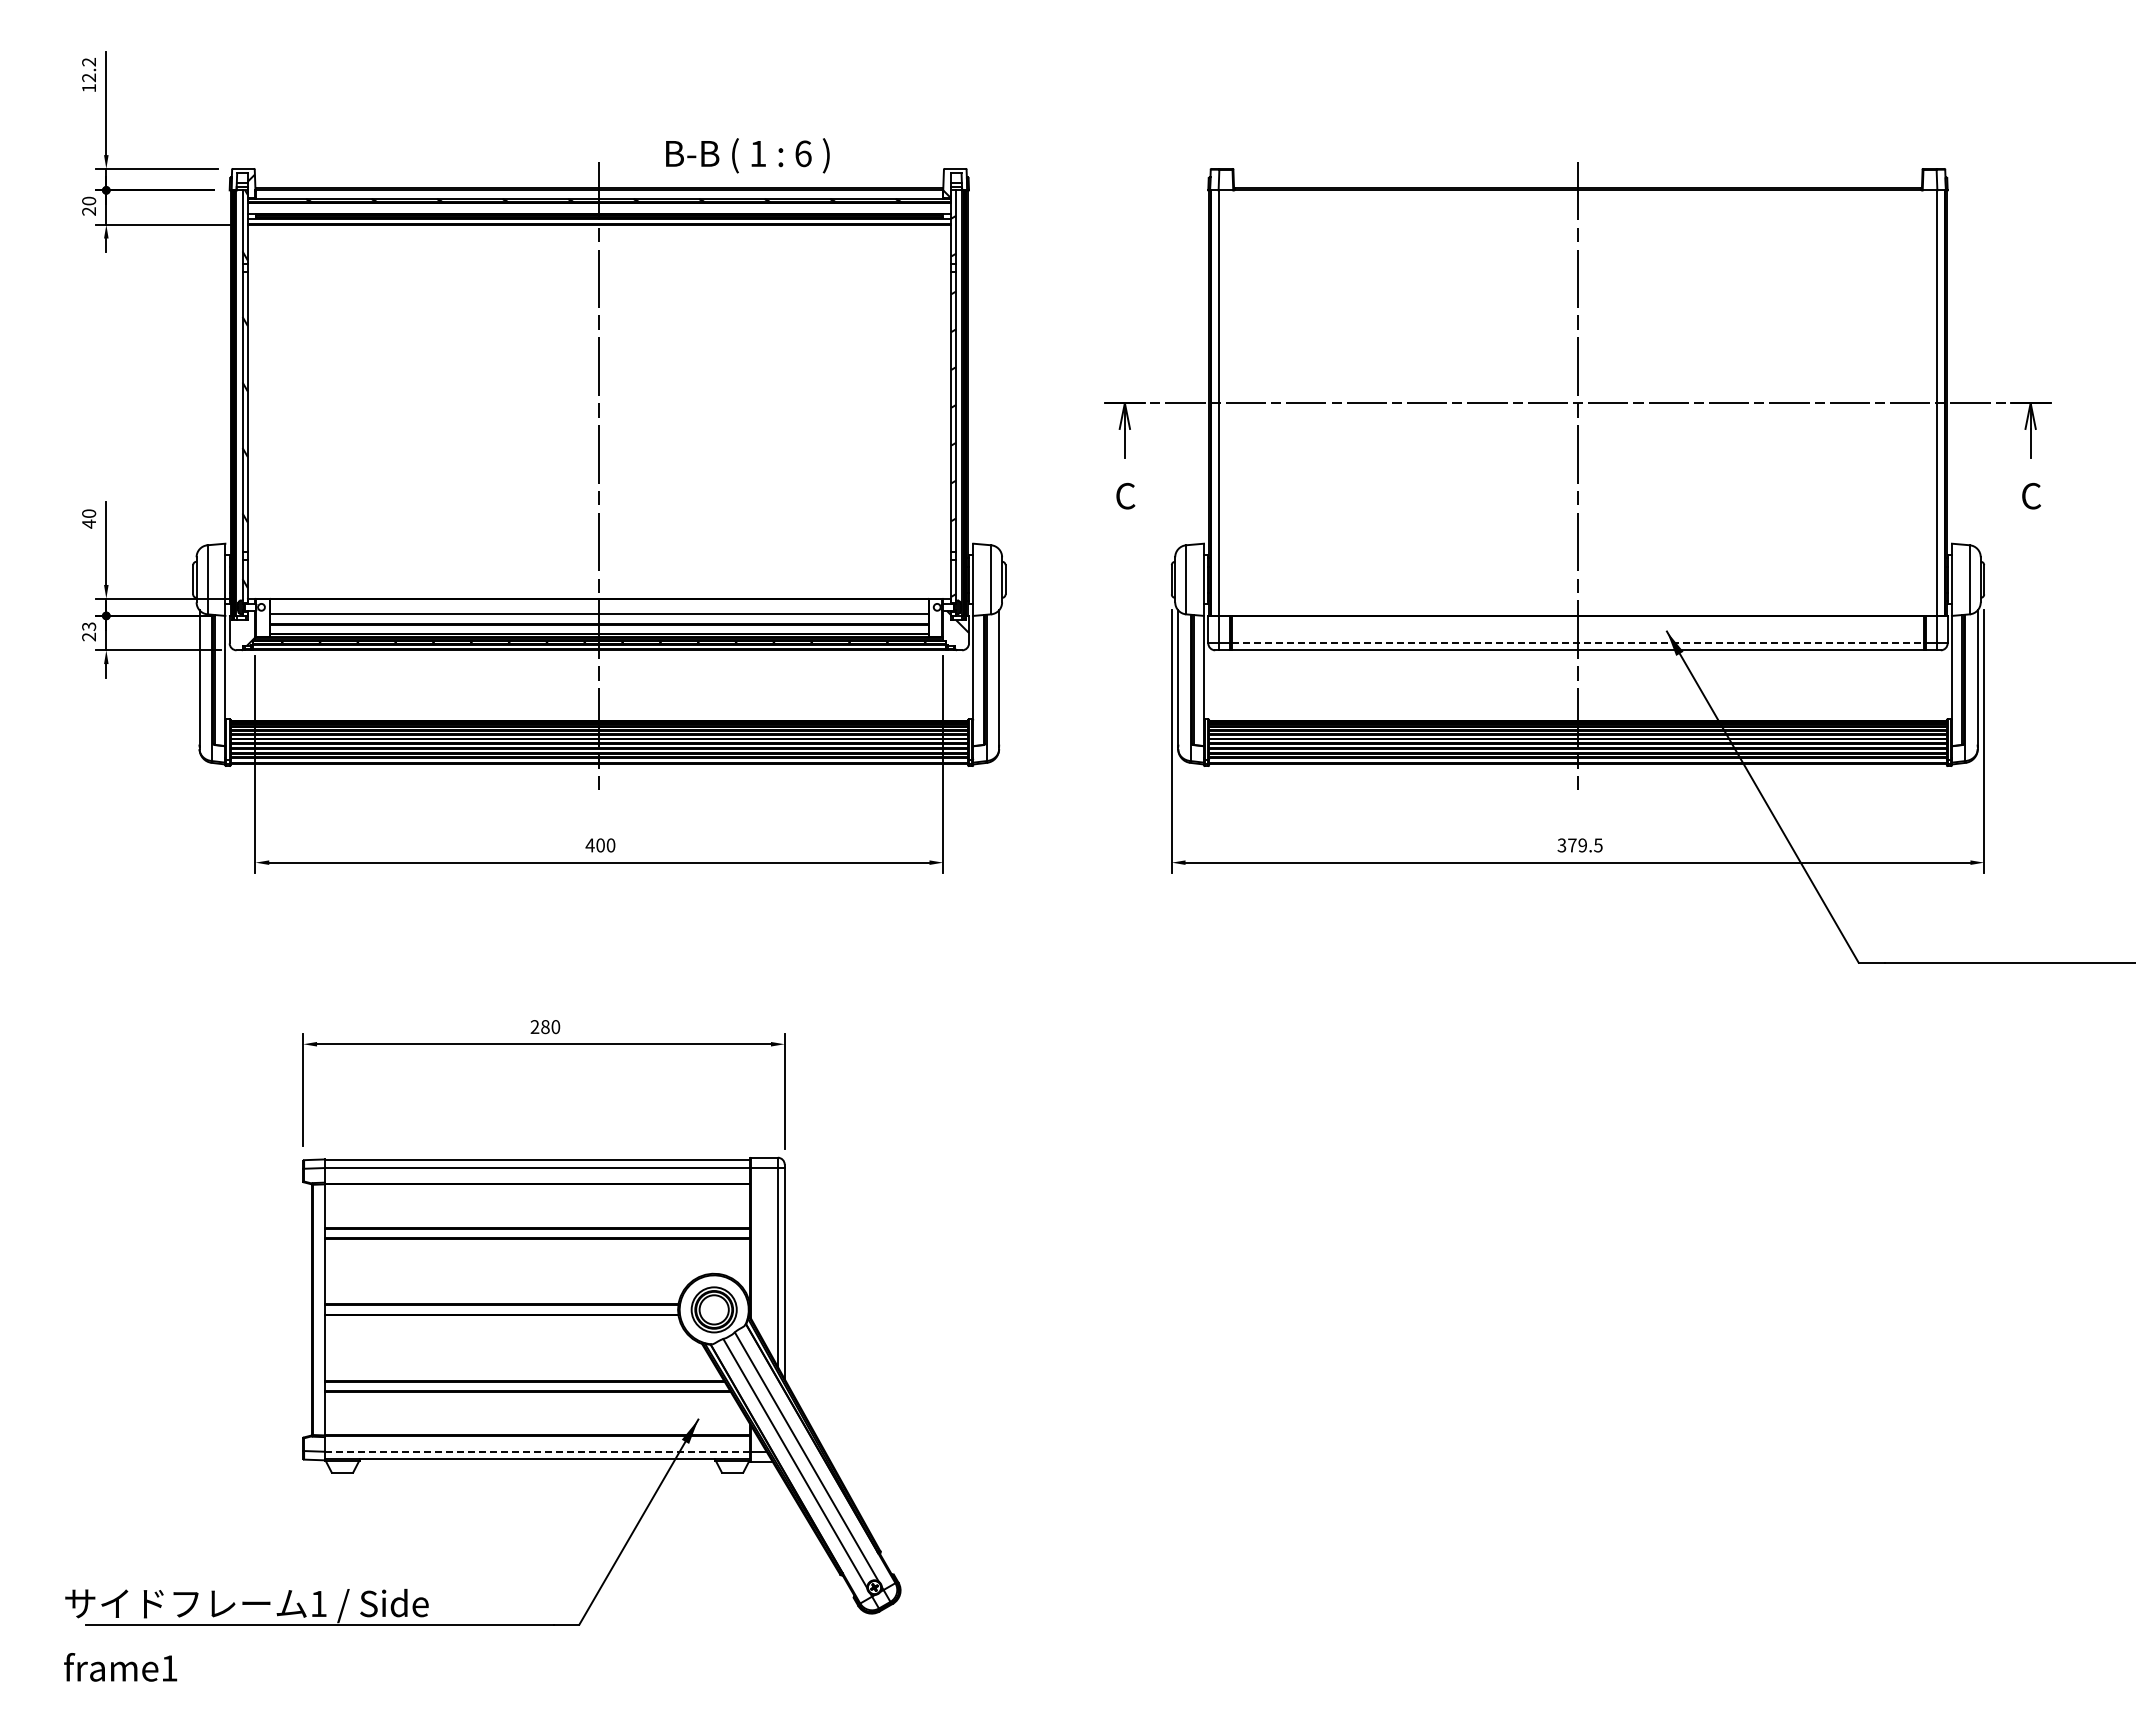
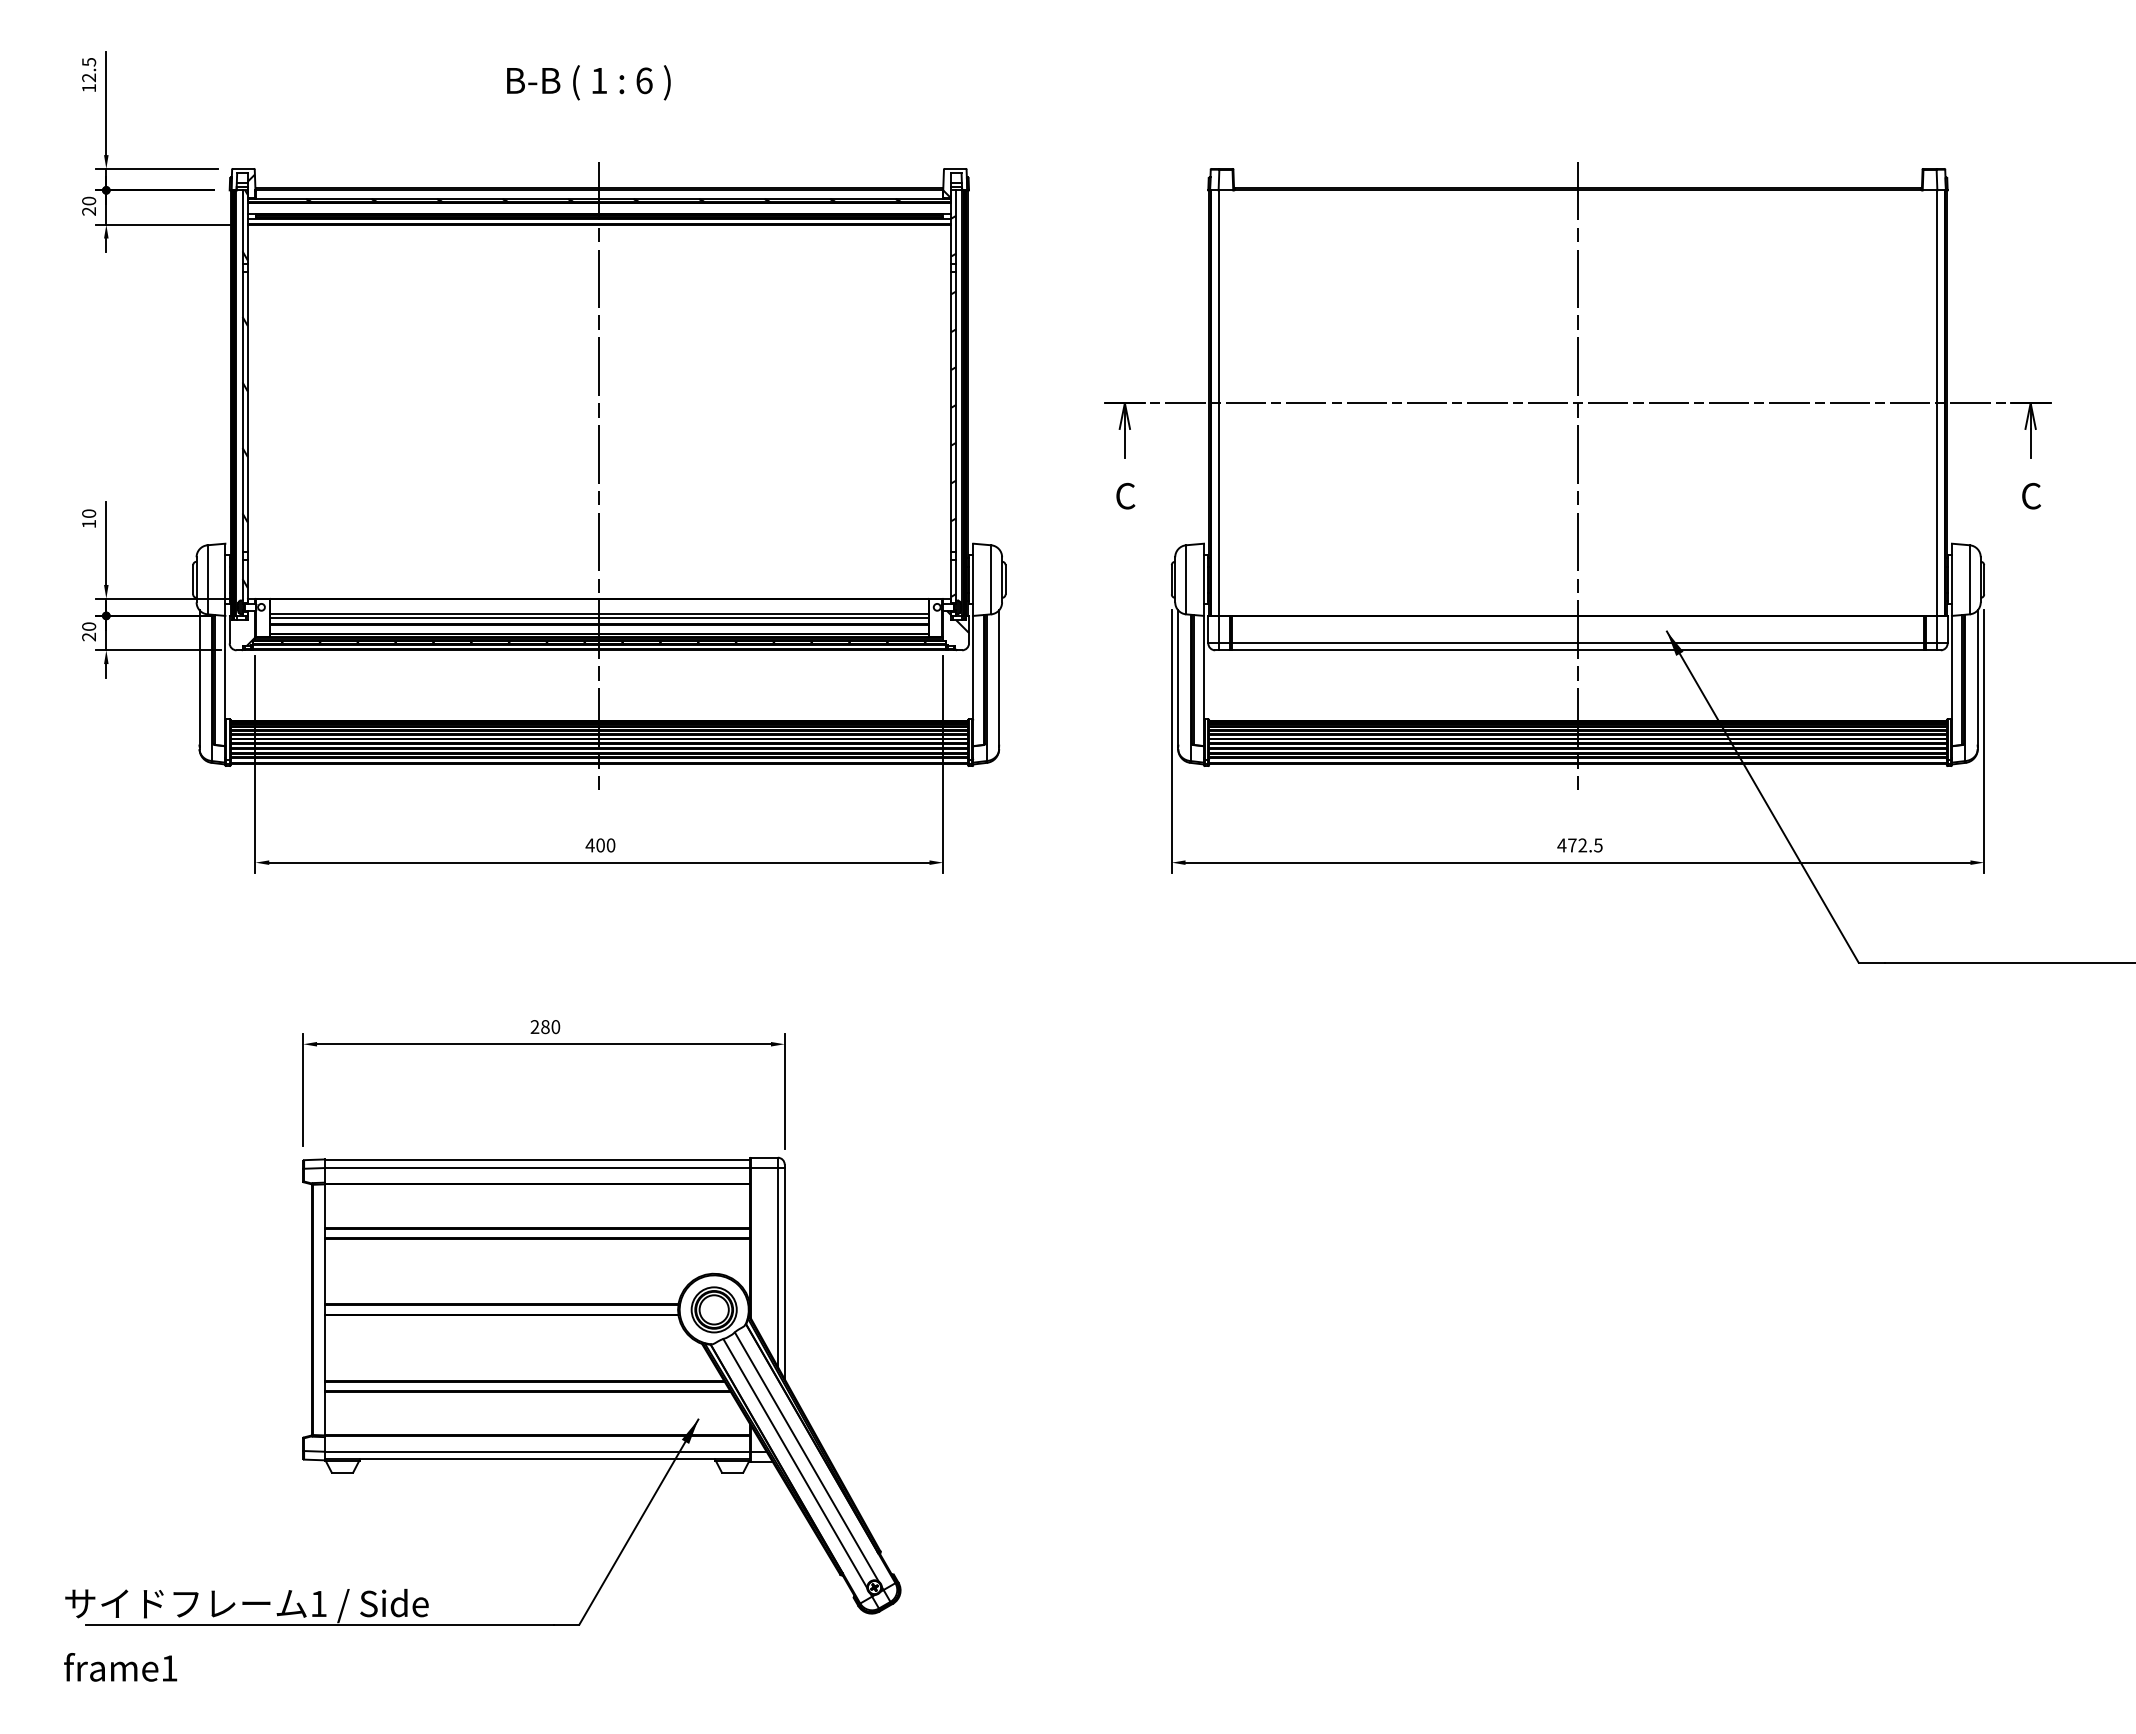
text: 12.2 -> 12.5 (89, 62)
text position: (747, 155) -> (588, 82) (588, 82)
text: 40 -> 10 (88, 523)
line: none -> present (599, 617)
text: 23 -> 20 (88, 626)
line: dashed -> solid (1578, 643)
text: 379.5 -> 472.5 (1572, 845)
line: dashed -> solid (537, 1451)
